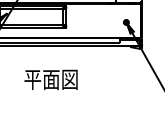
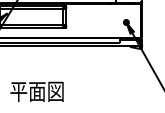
text position: (50, 79) -> (36, 91) (36, 91)
